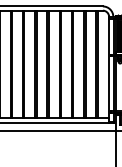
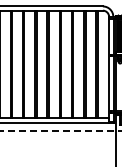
line: solid -> dashed (60, 131)
